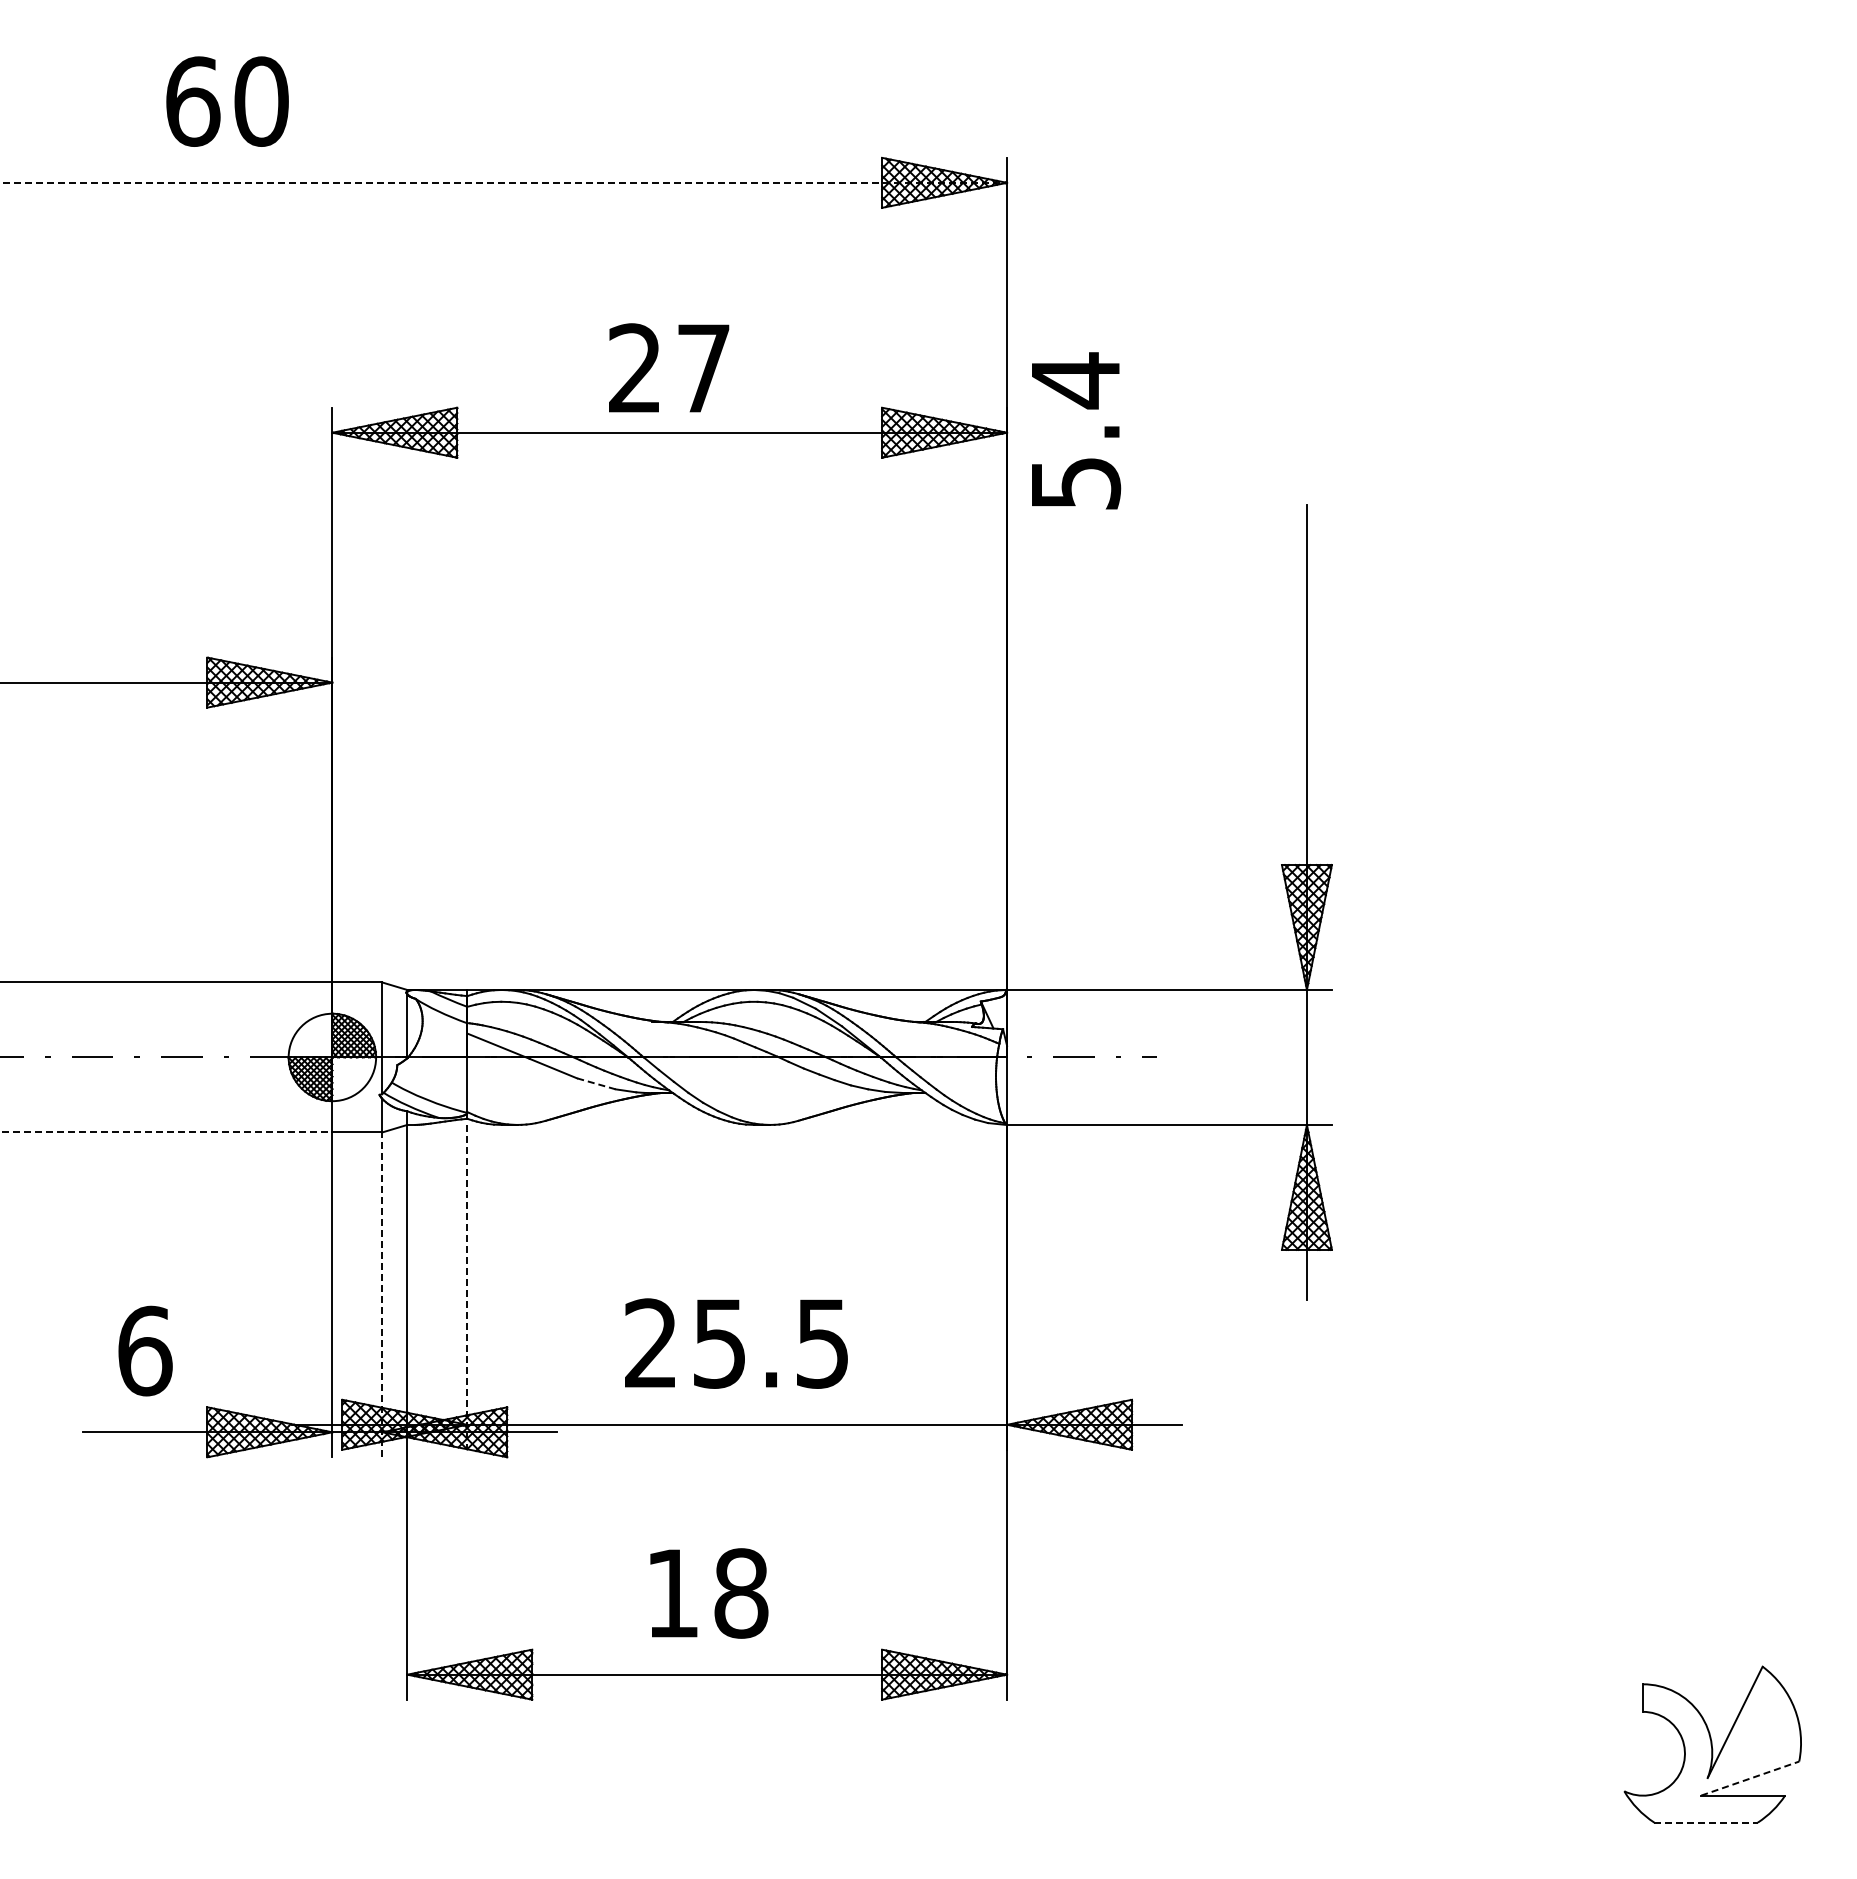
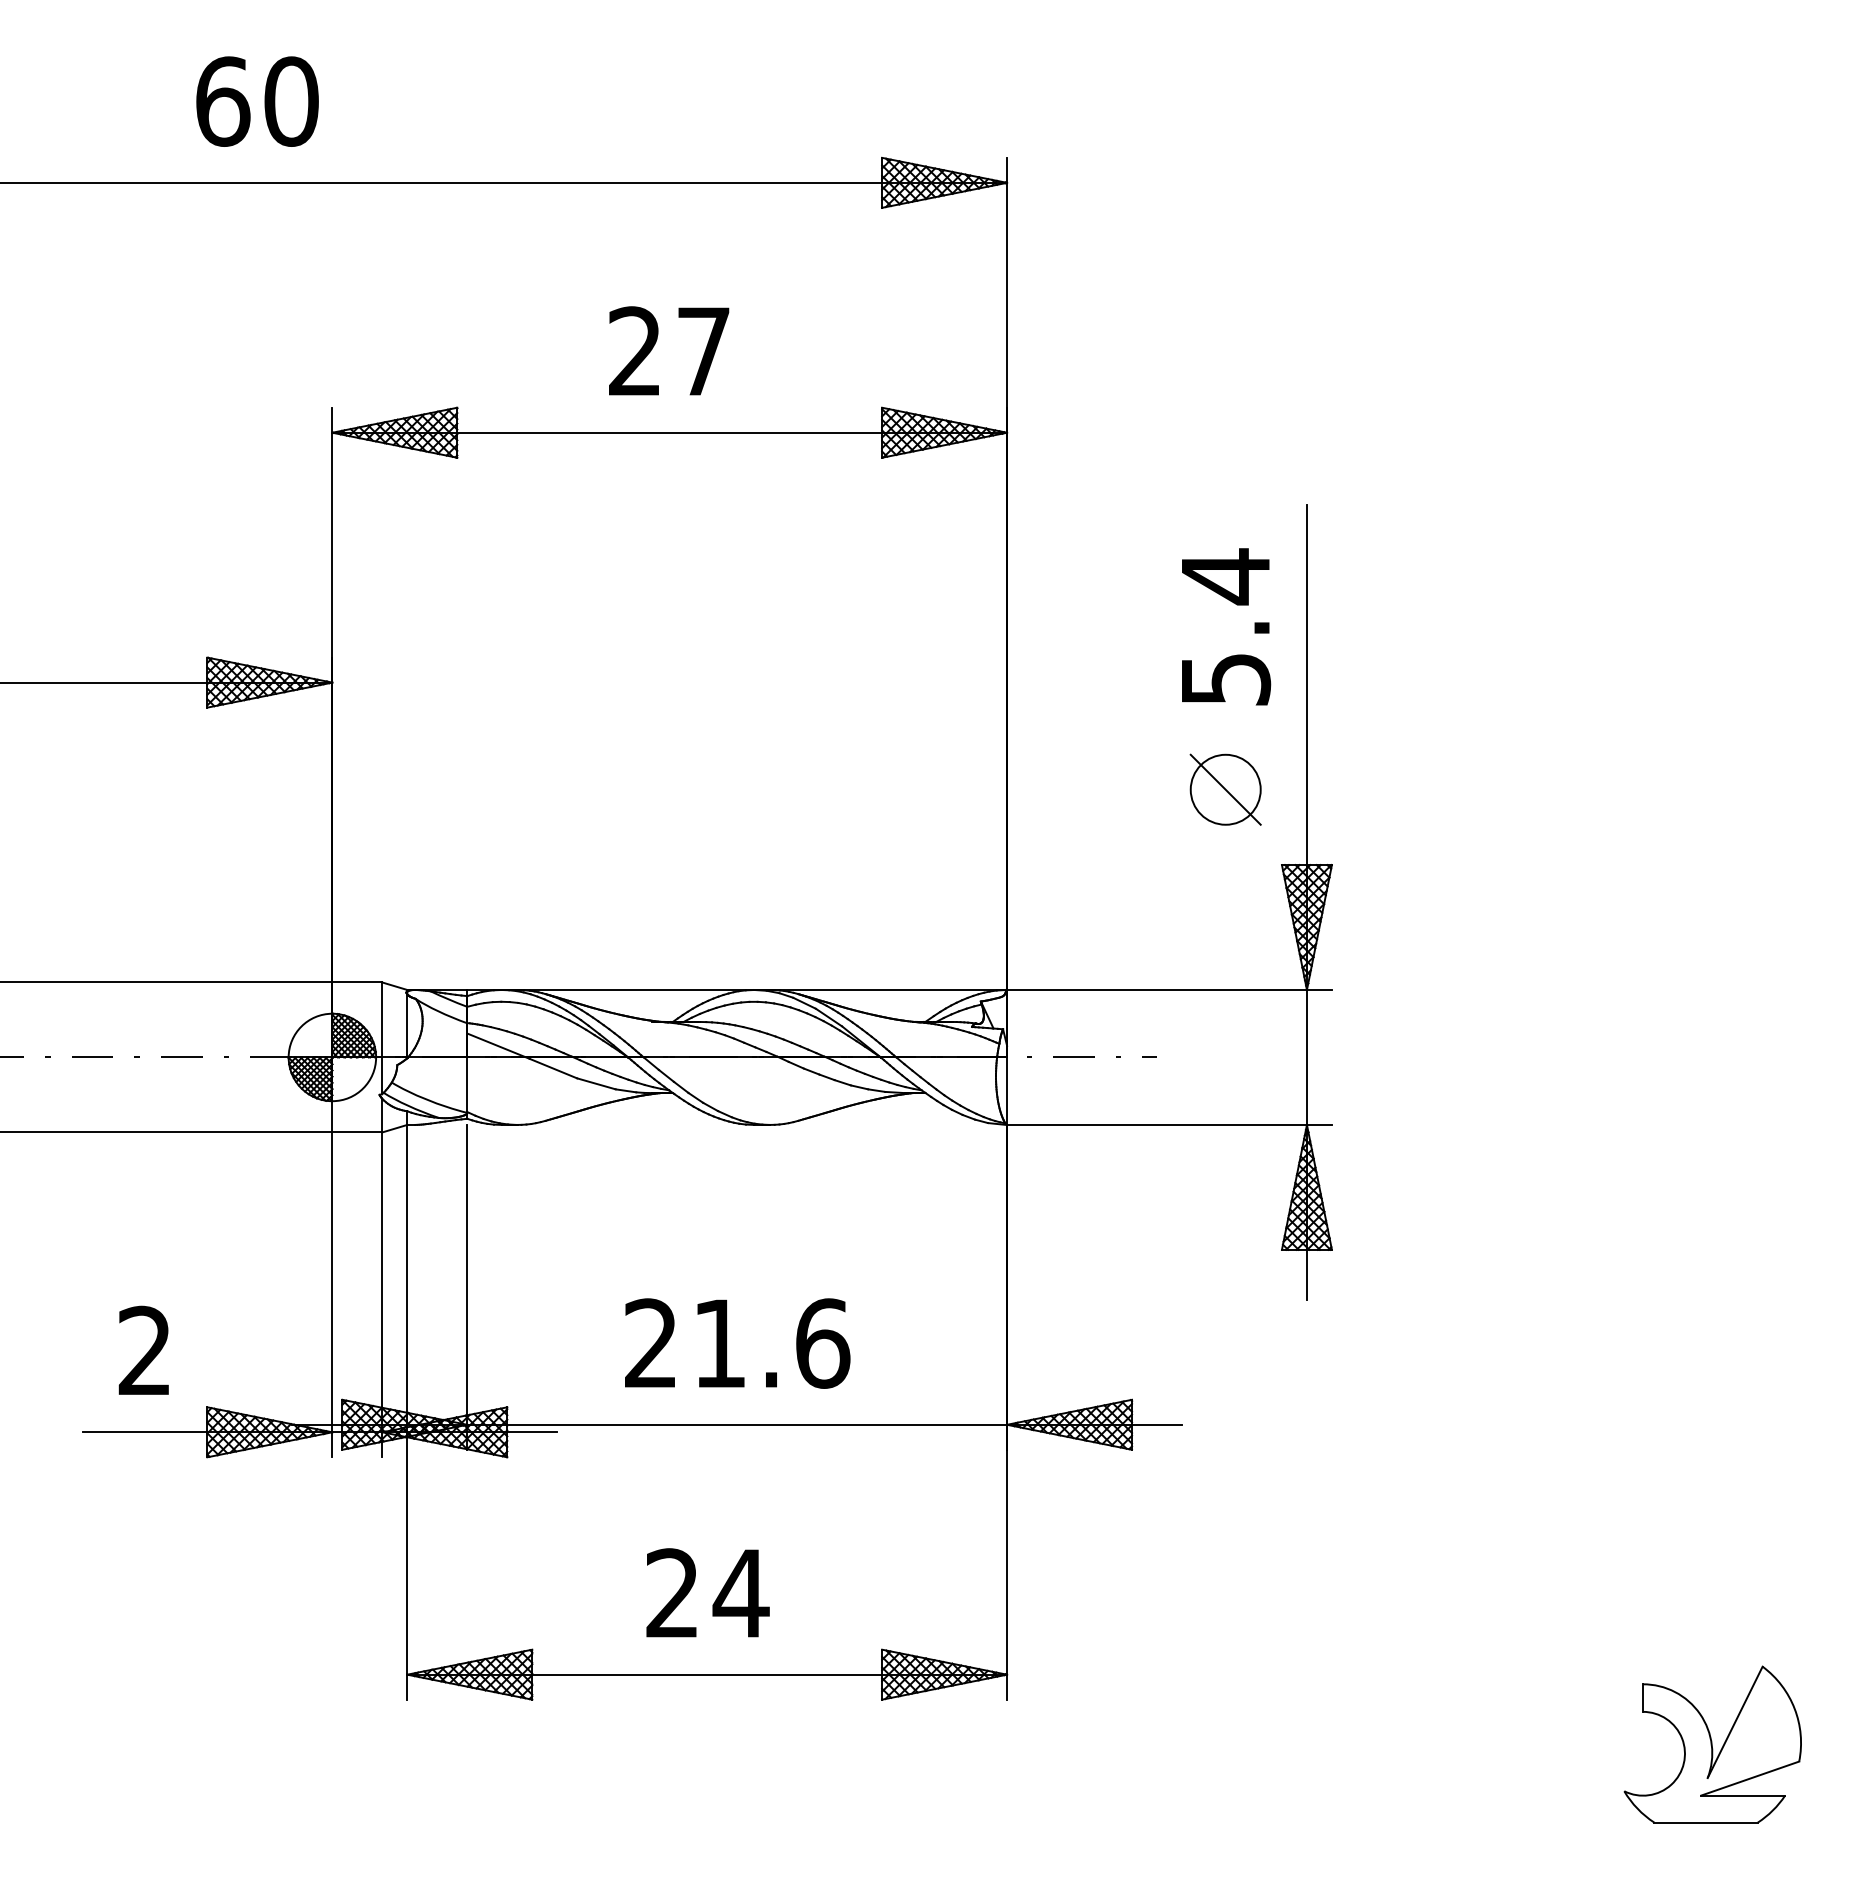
text position: (227, 101) -> (257, 101) (257, 101)
line: dashed -> solid (504, 182)
text position: (669, 367) -> (669, 350) (669, 350)
text position: (1076, 430) -> (1226, 626) (1226, 626)
part: none -> present (1225, 789)
line: dashed -> solid (595, 1083)
line: dashed -> solid (166, 1132)
line: dashed -> solid (467, 1287)
line: dashed -> solid (382, 1294)
text: 25.5 -> 21.6 (772, 1343)
text: 6 -> 2 (145, 1350)
text: 18 -> 24 (707, 1593)
line: dashed -> solid (1750, 1778)
line: dashed -> solid (1706, 1822)
